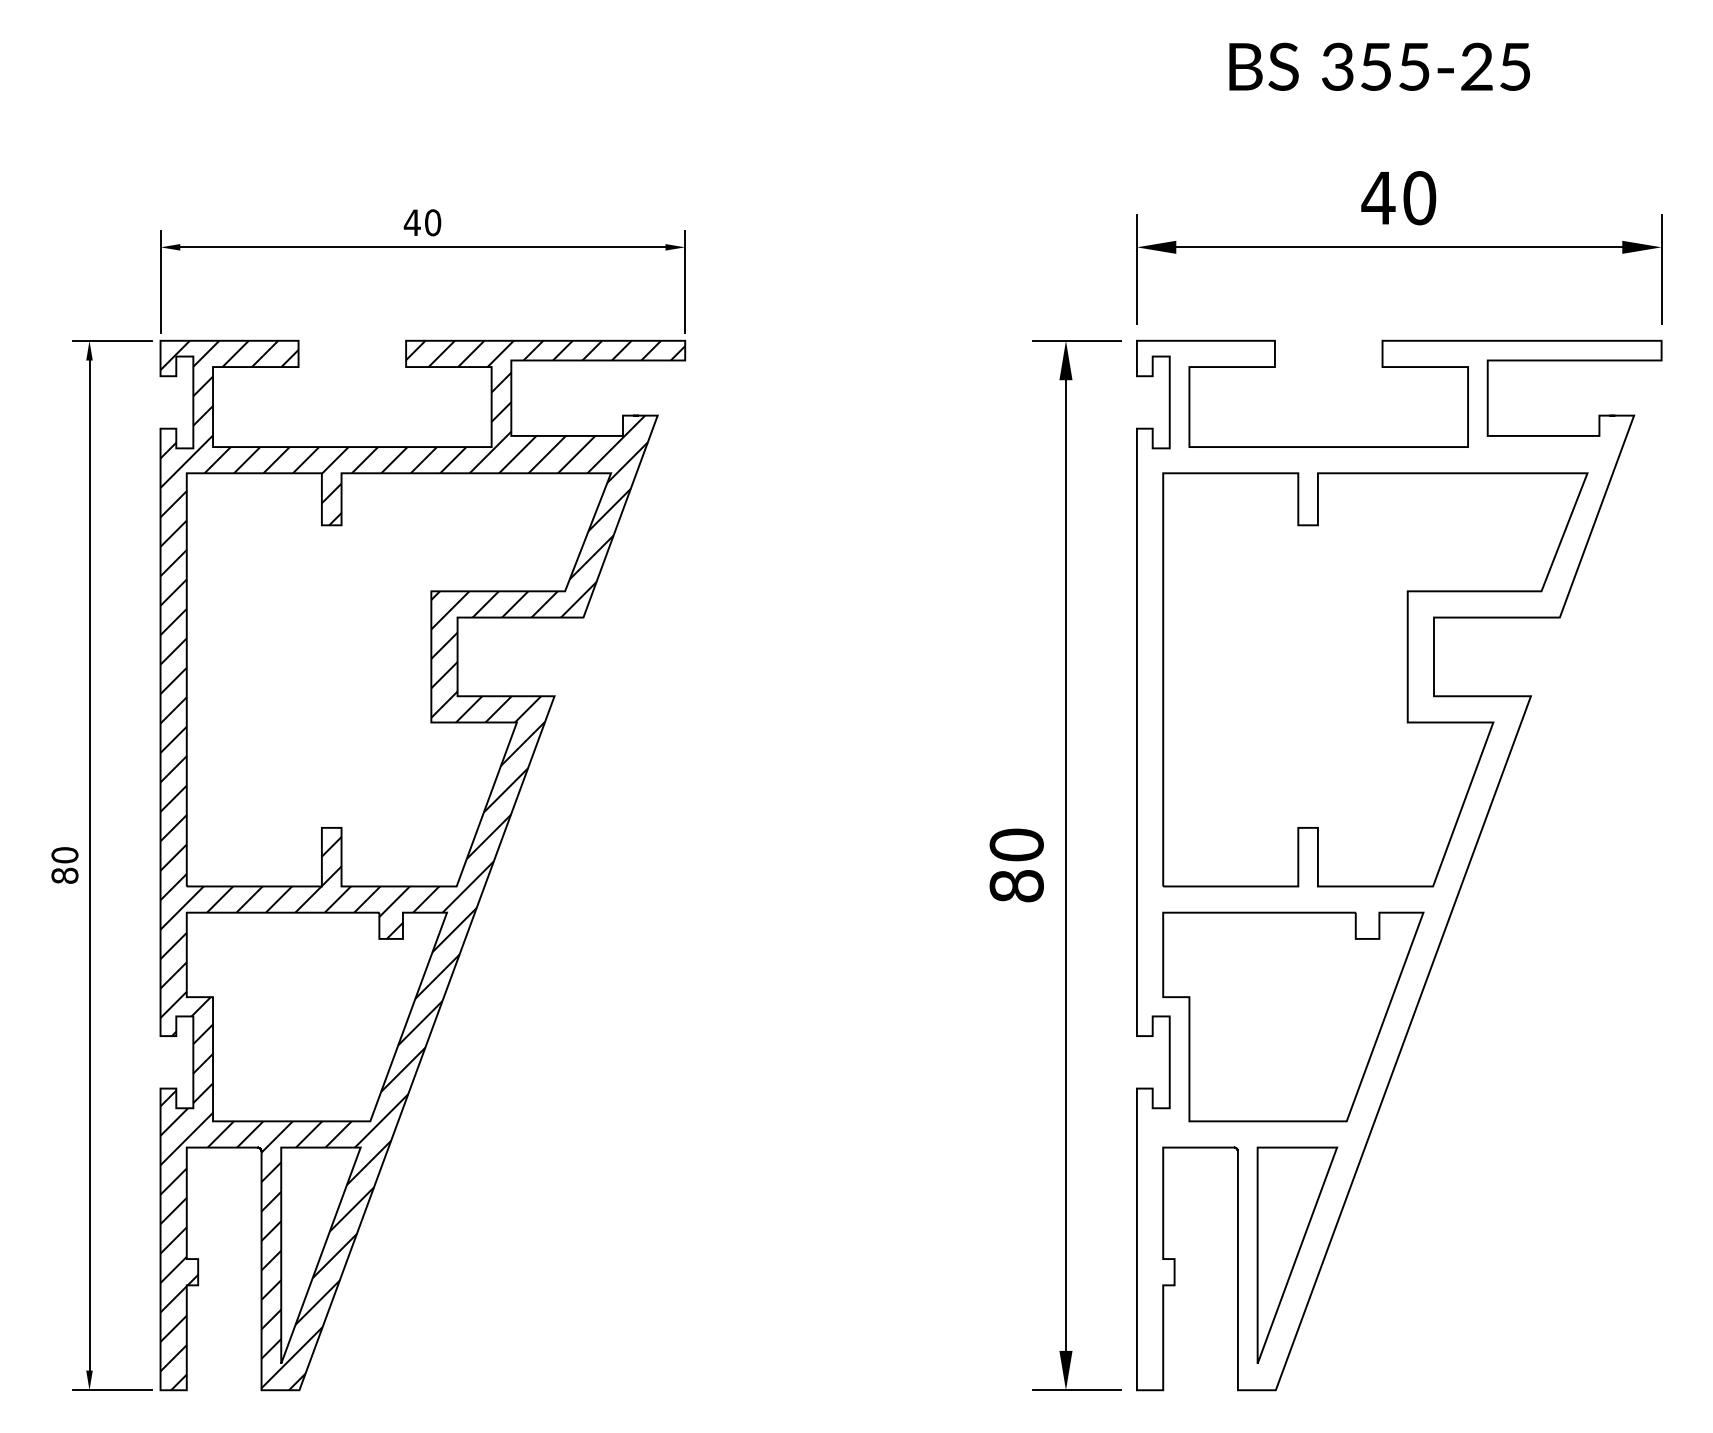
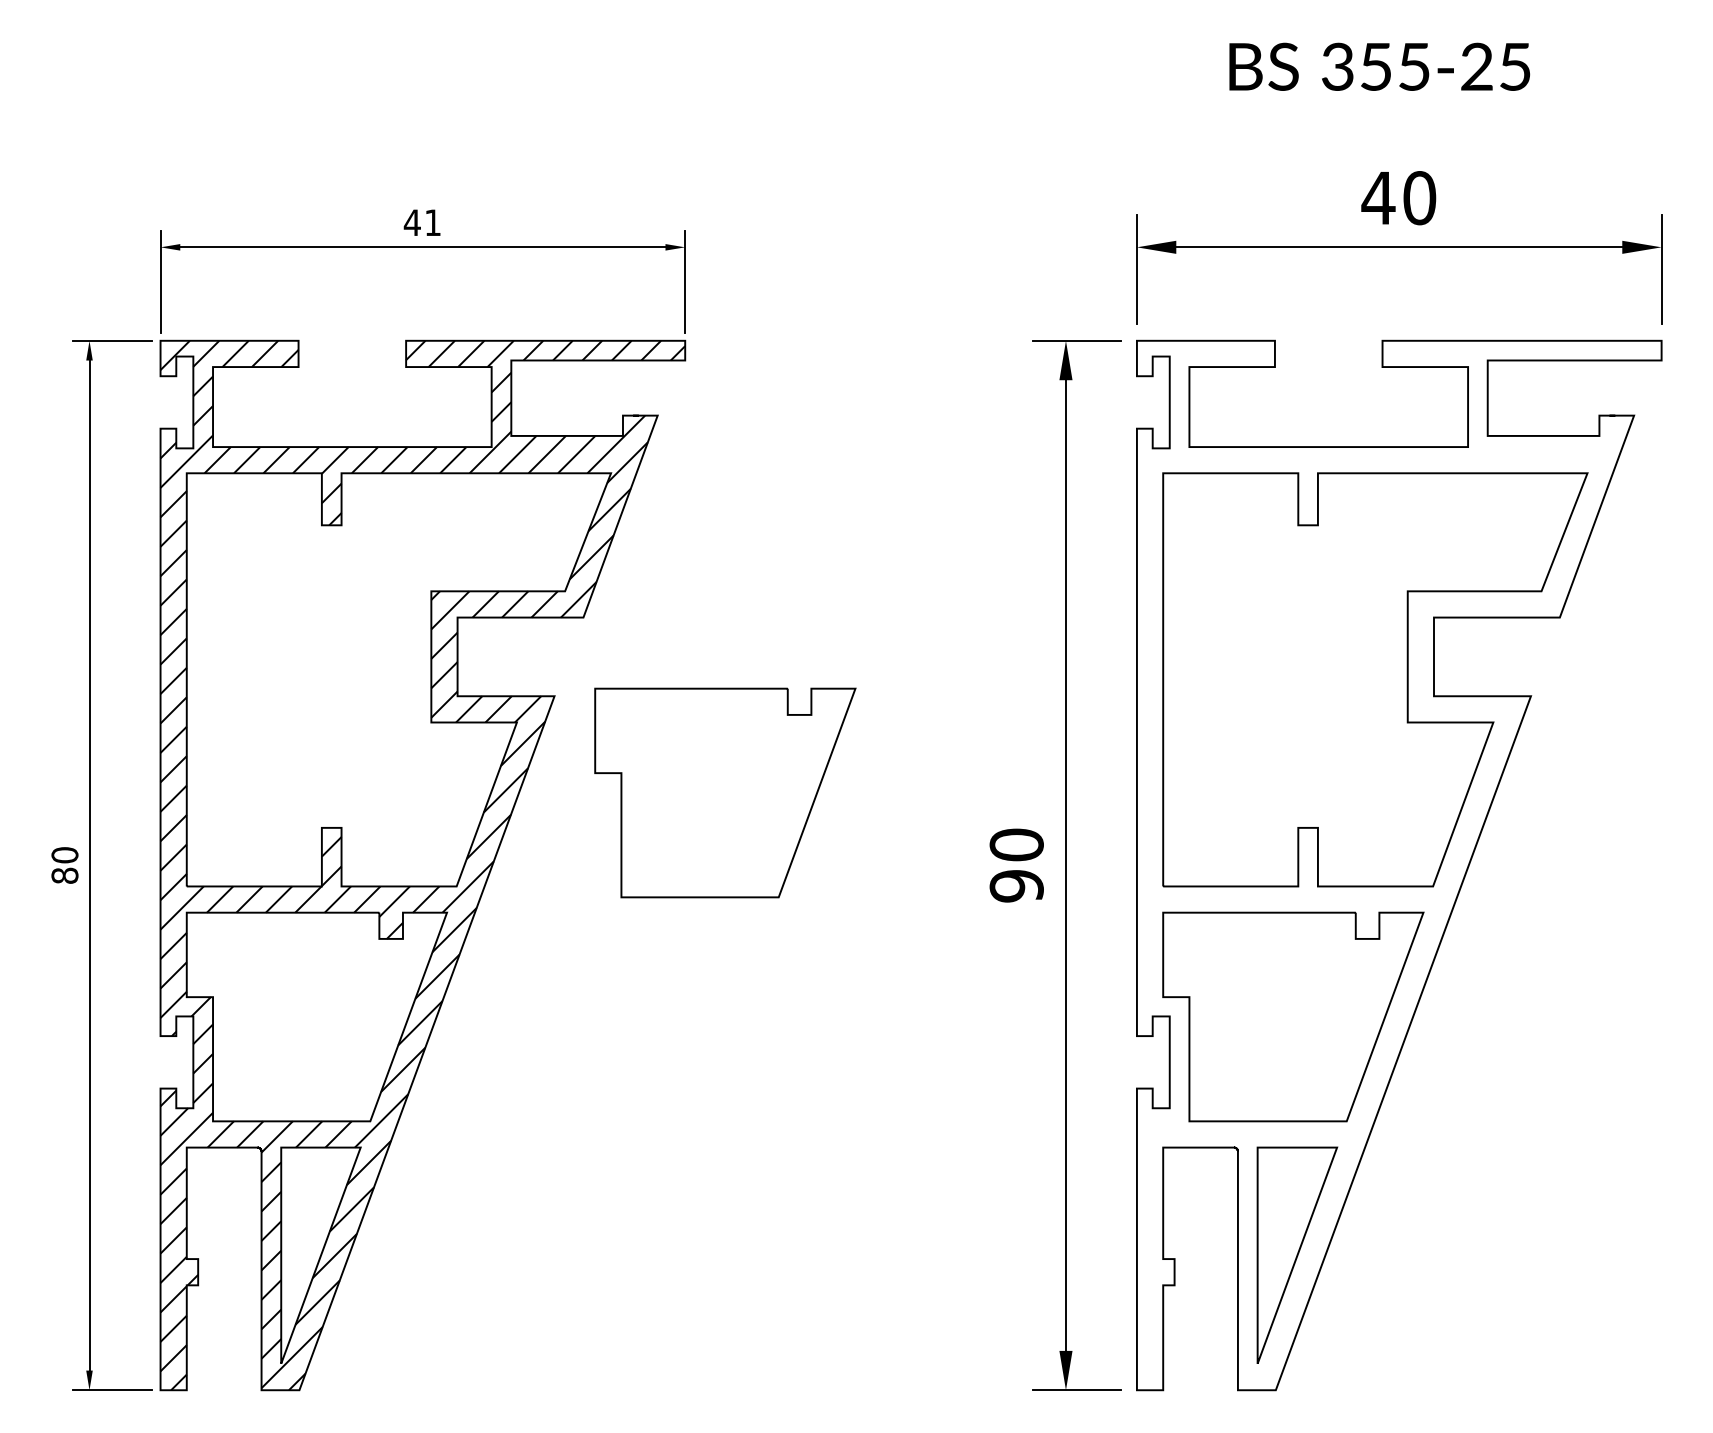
text: 40 -> 41 (433, 222)
part: none -> present (725, 792)
text: 80 -> 90 (1016, 886)
